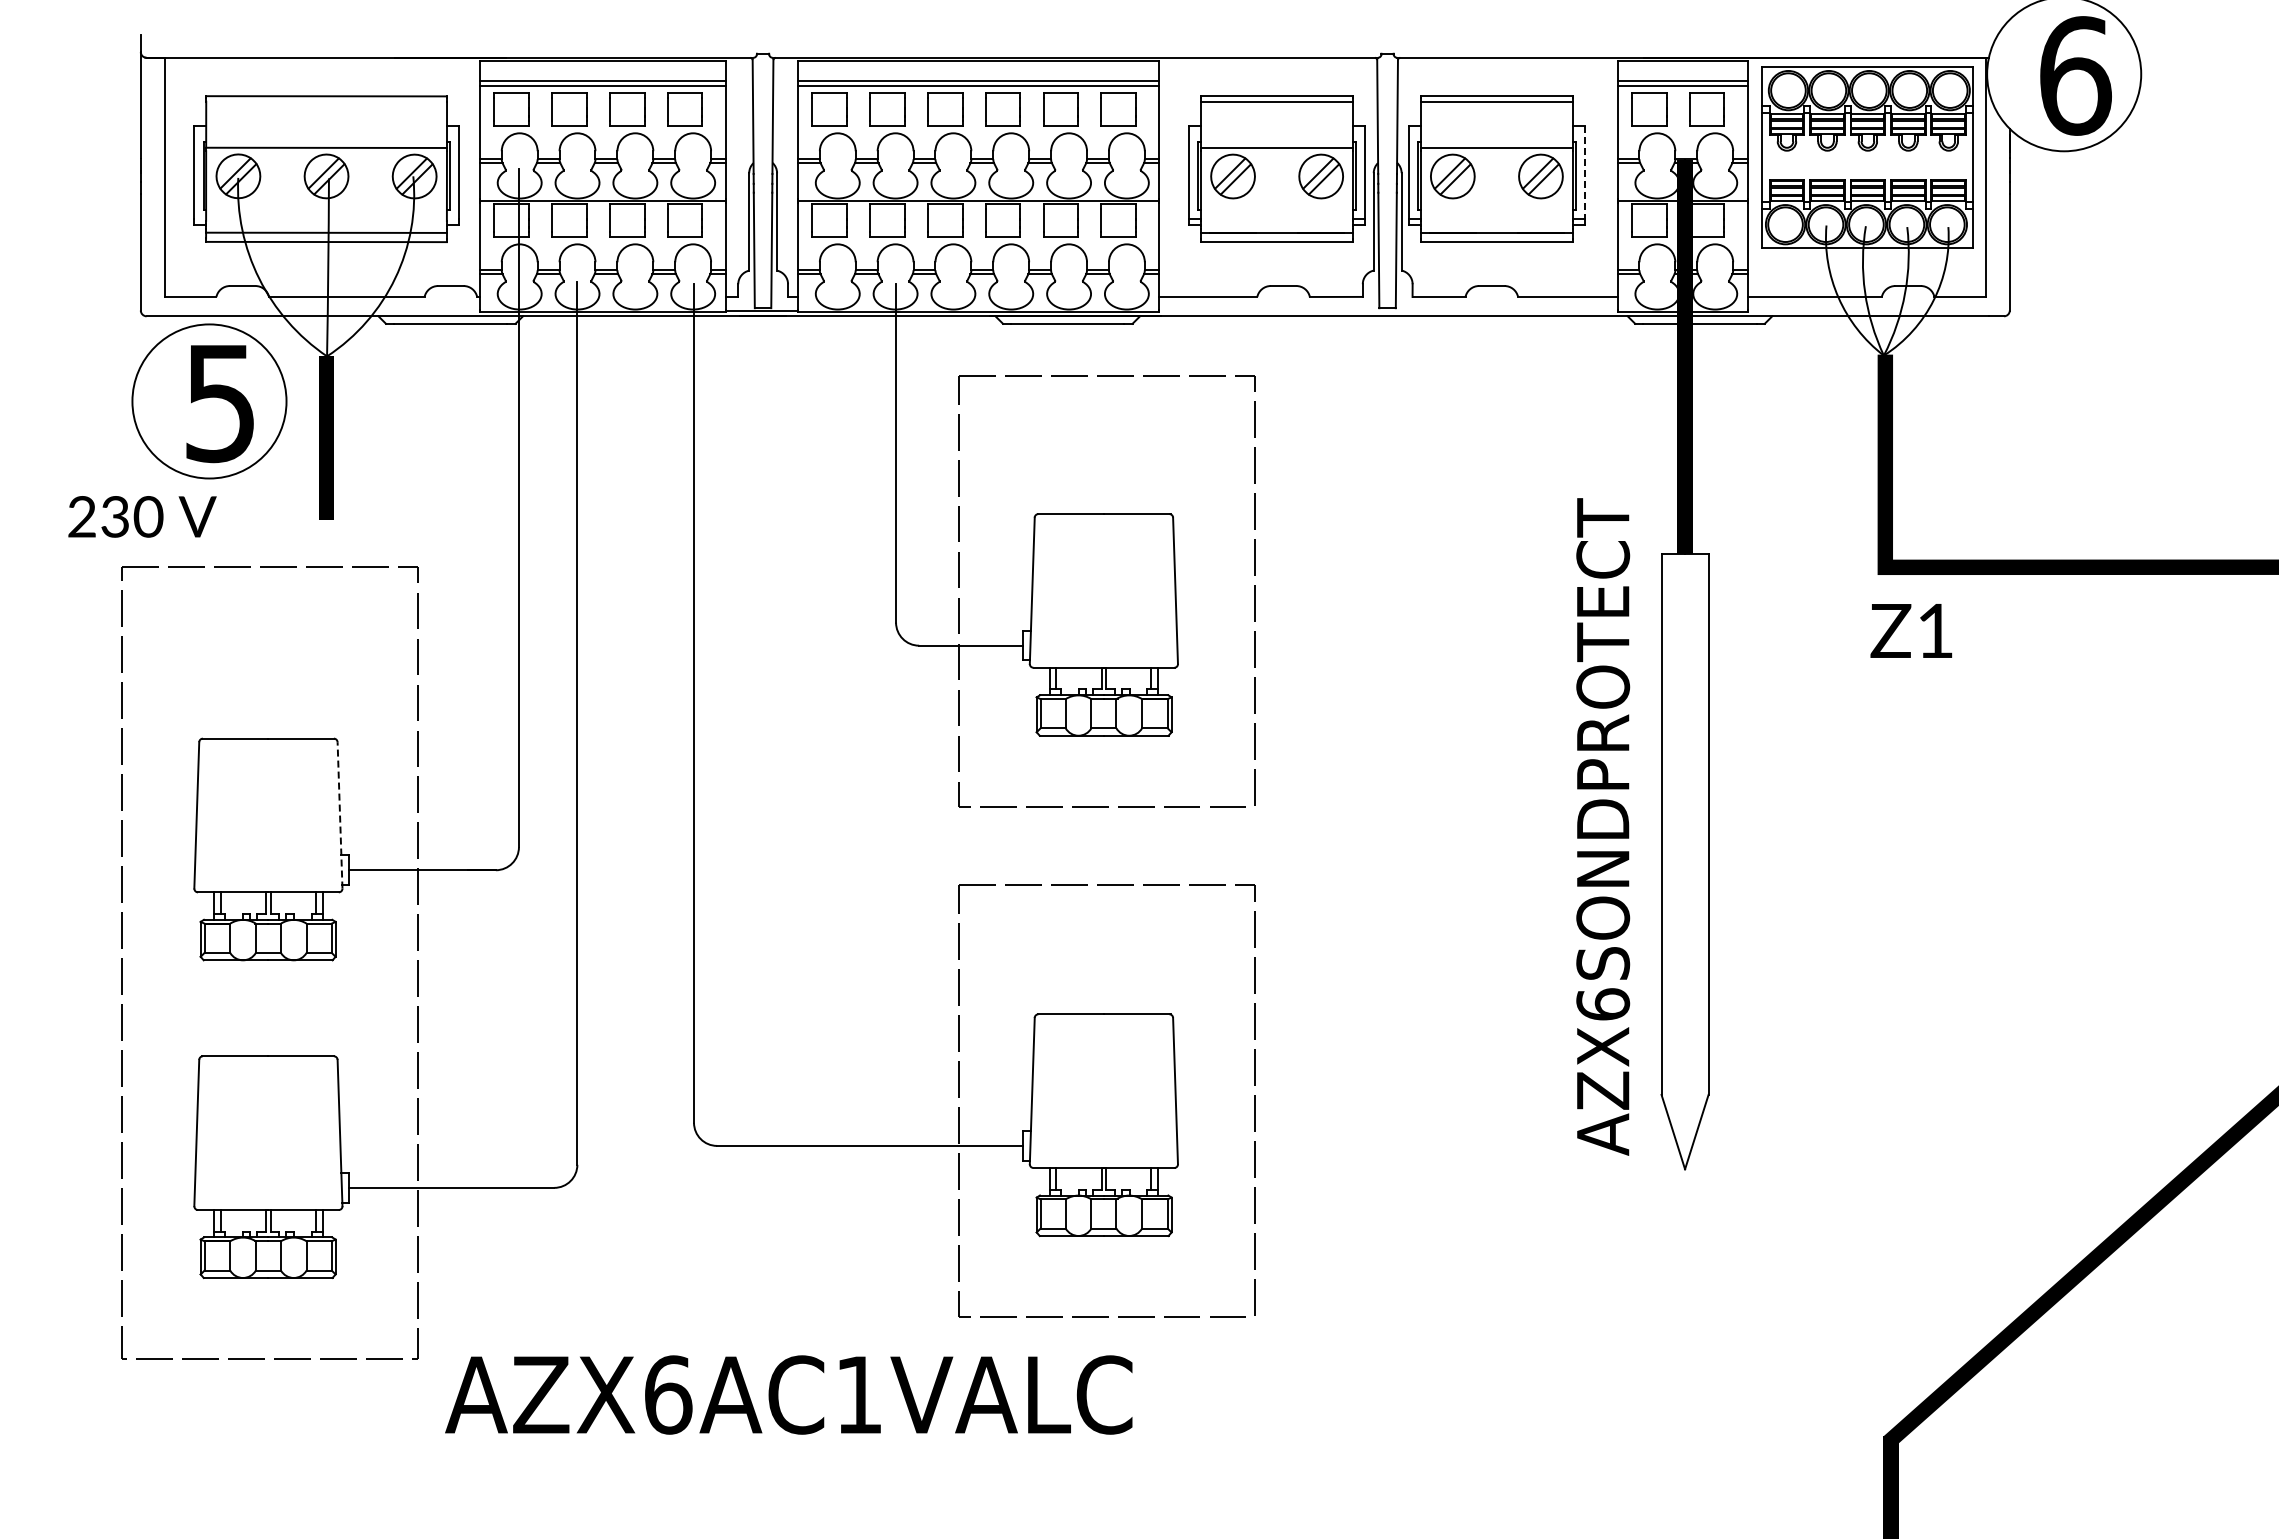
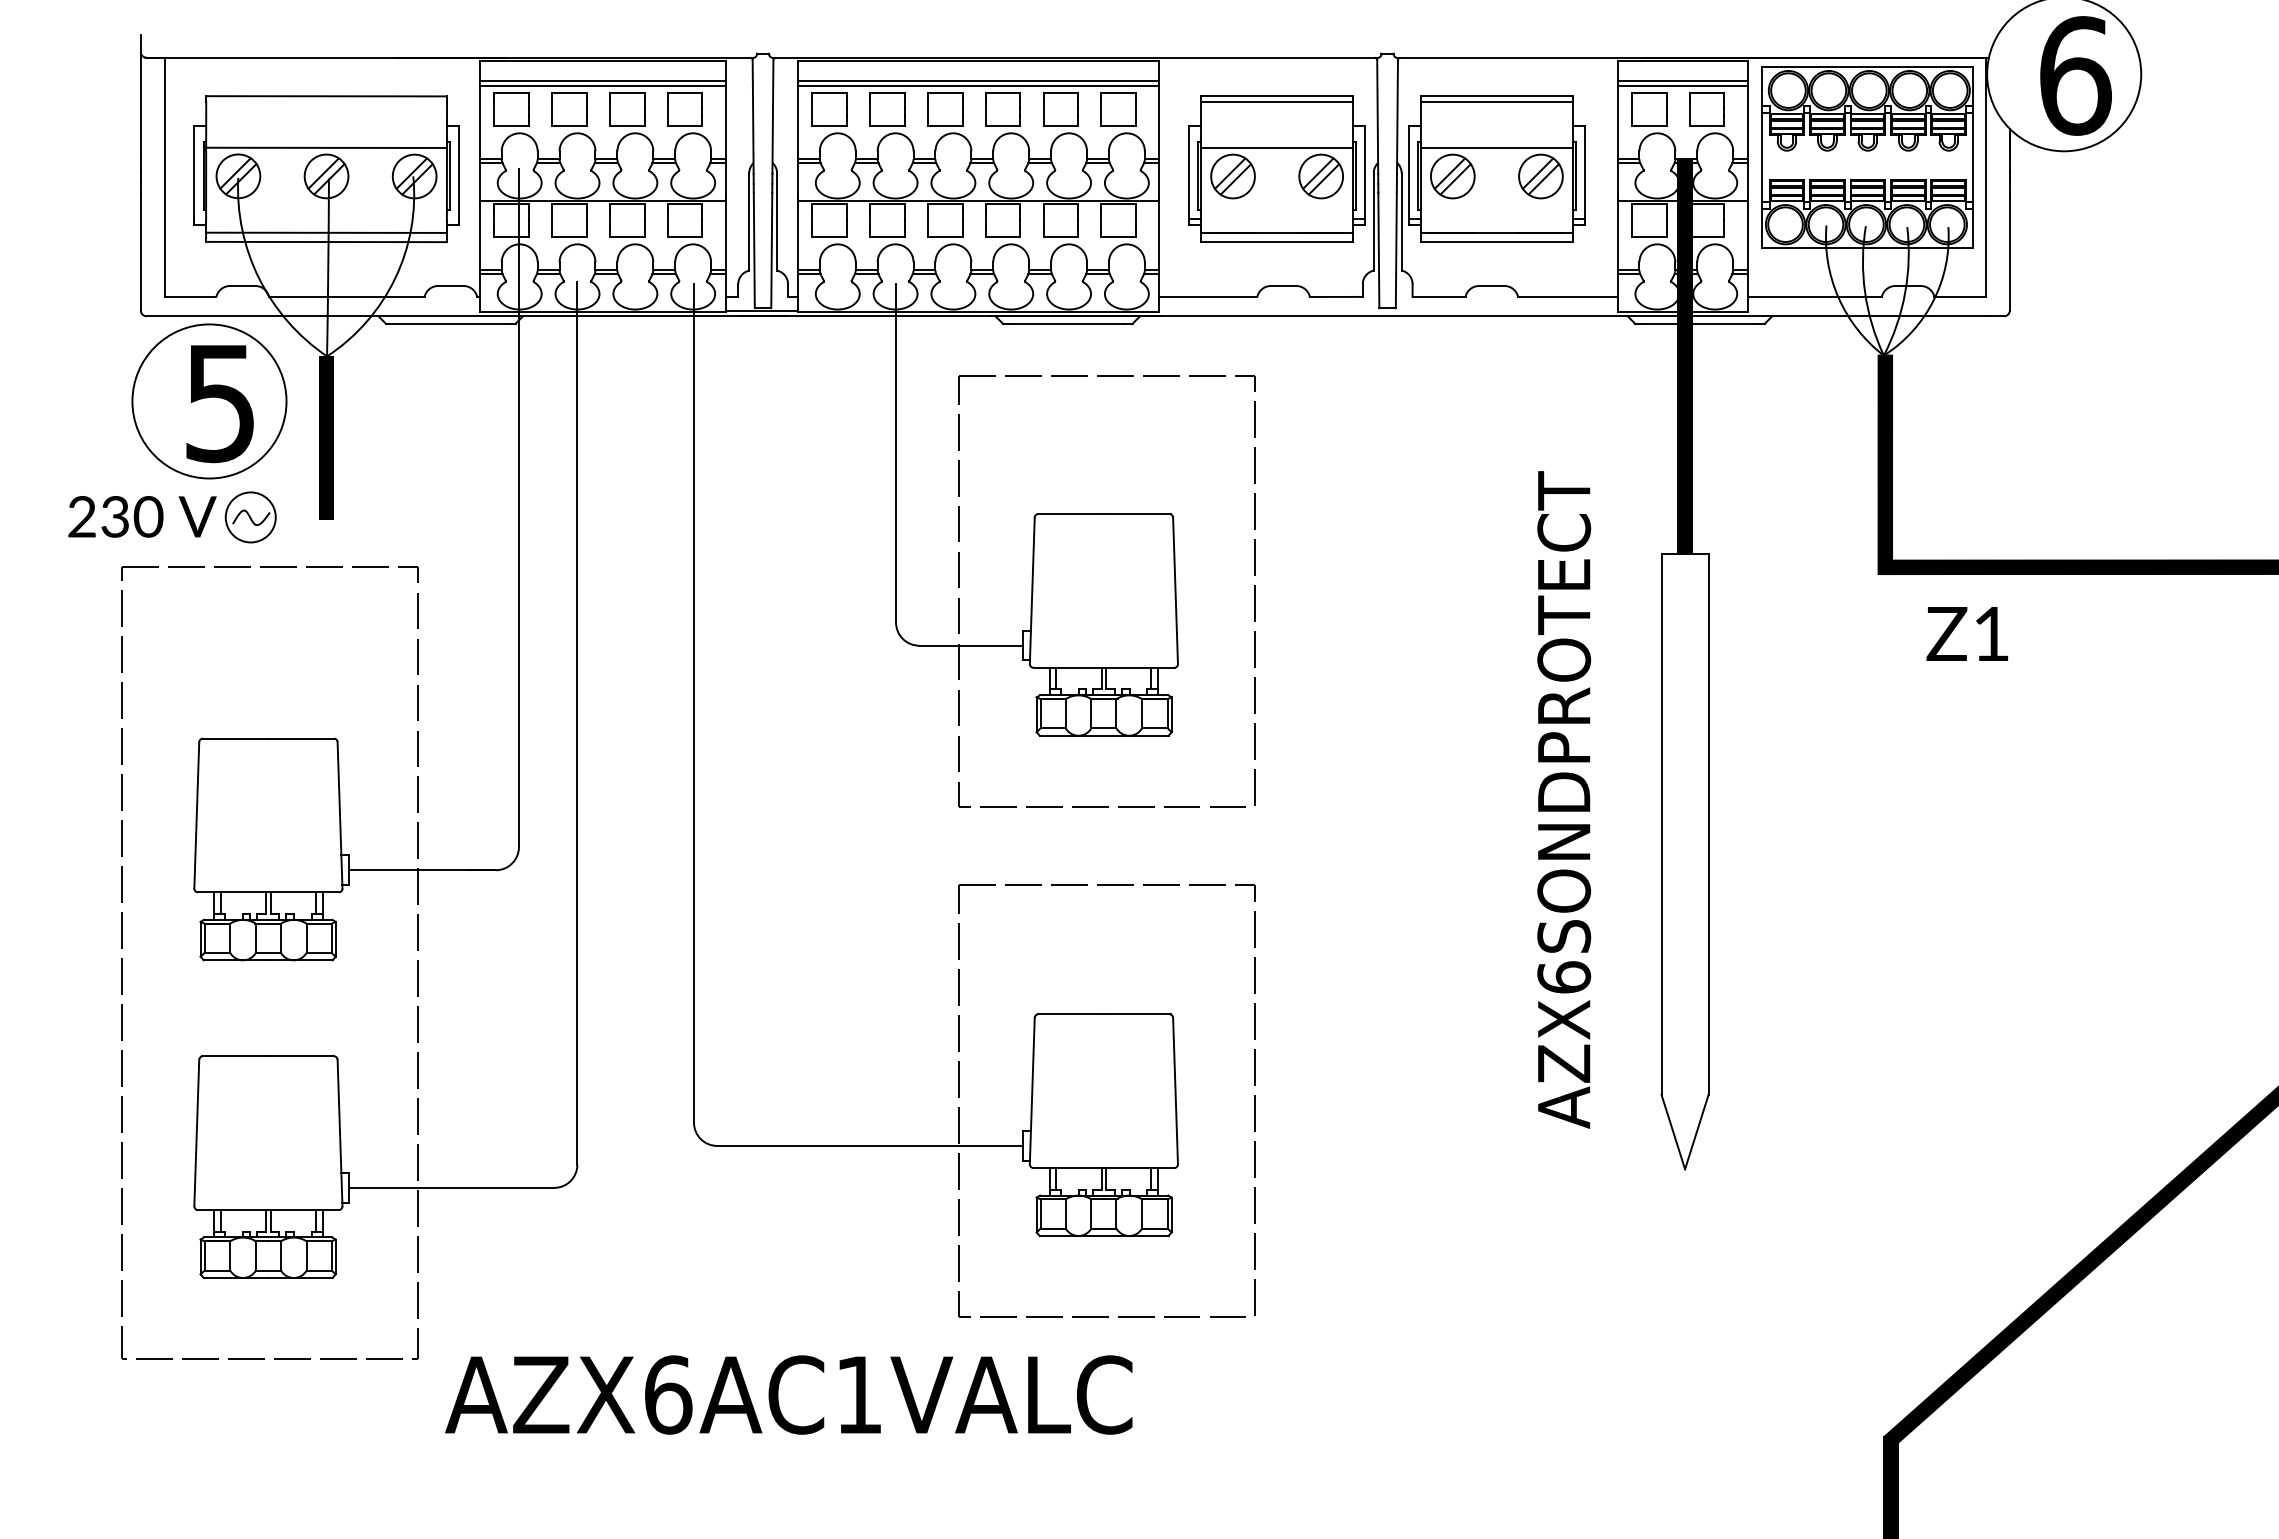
line: dashed -> solid (1585, 172)
part: none -> present (250, 517)
text position: (1911, 630) -> (1967, 633) (1967, 633)
line: dashed -> solid (340, 814)
text position: (1603, 826) -> (1564, 799) (1564, 799)
